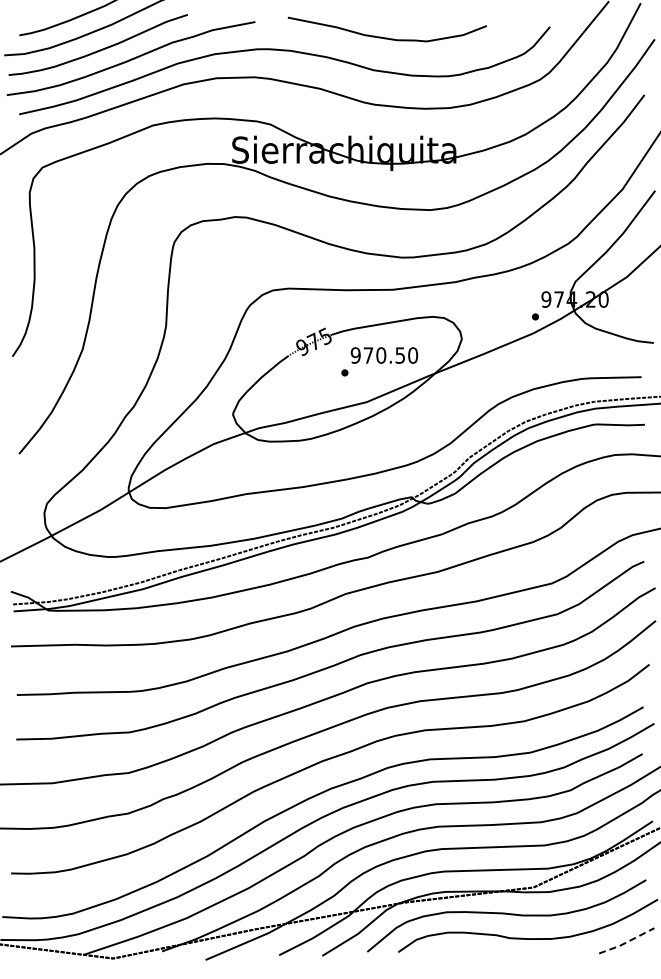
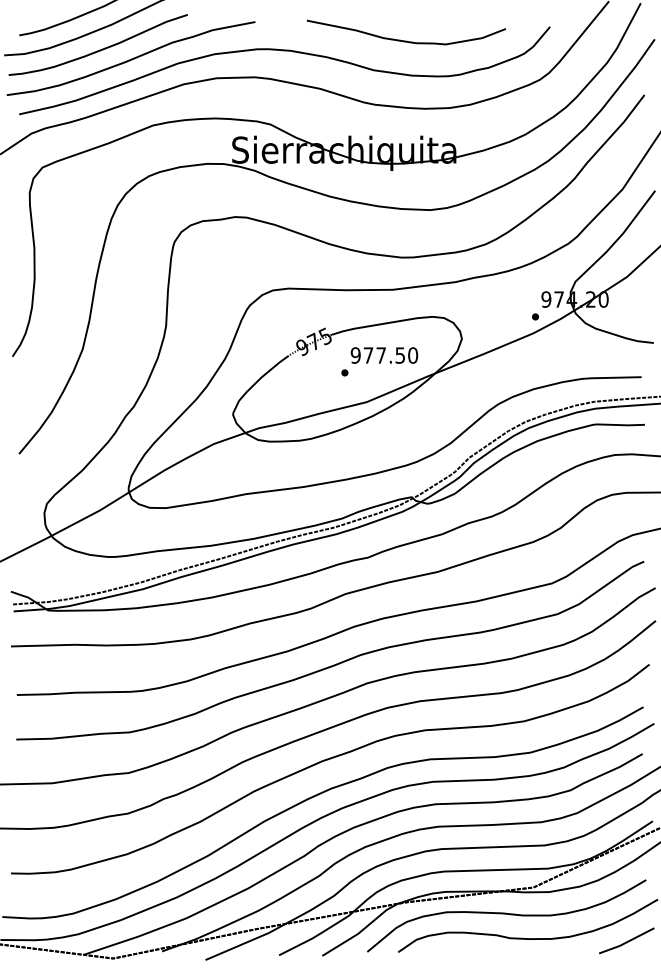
curve position: (387, 37) -> (406, 40) (406, 40)
text: 970.50 -> 977.50 (381, 355)
line: dashed -> solid (626, 942)
